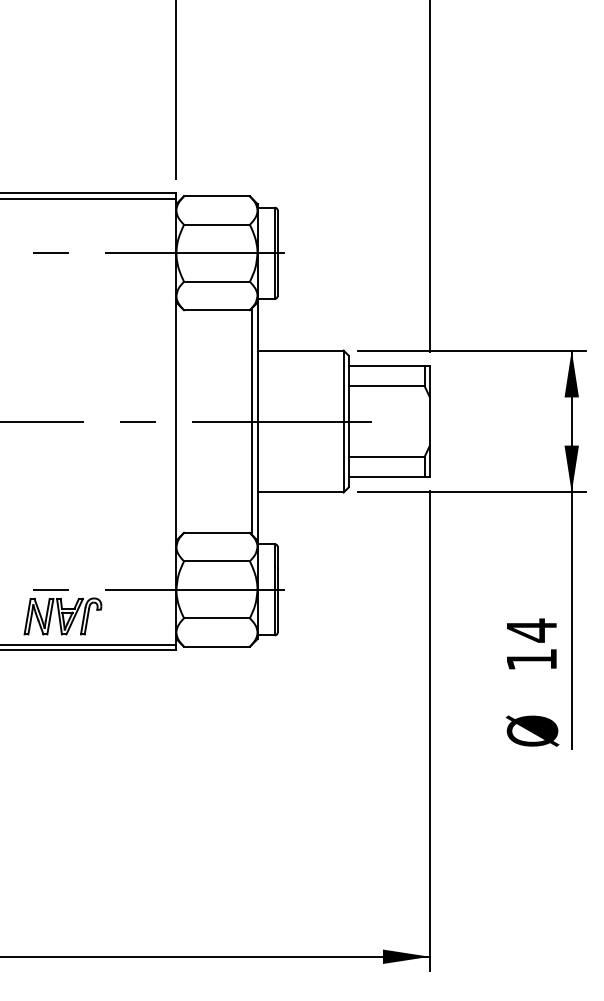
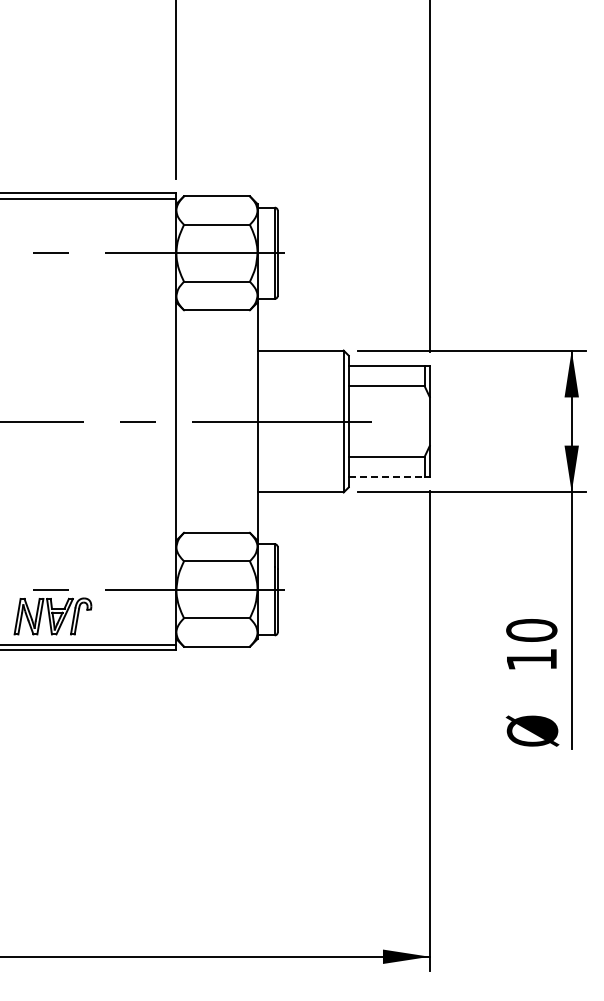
line: present -> none (252, 421)
line: solid -> dashed (387, 477)
part position: (62, 616) -> (52, 616) (52, 616)
text: 14 -> 10 (531, 630)
